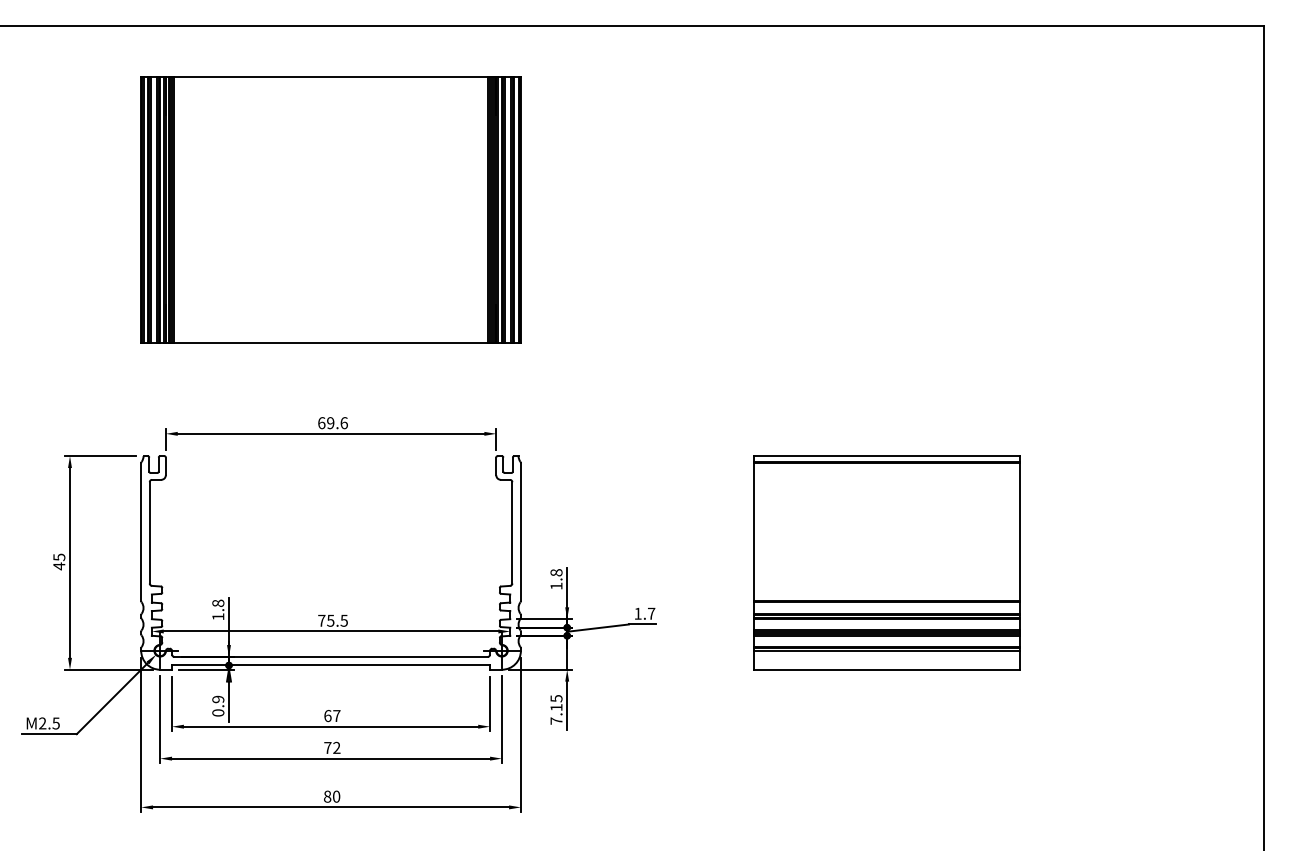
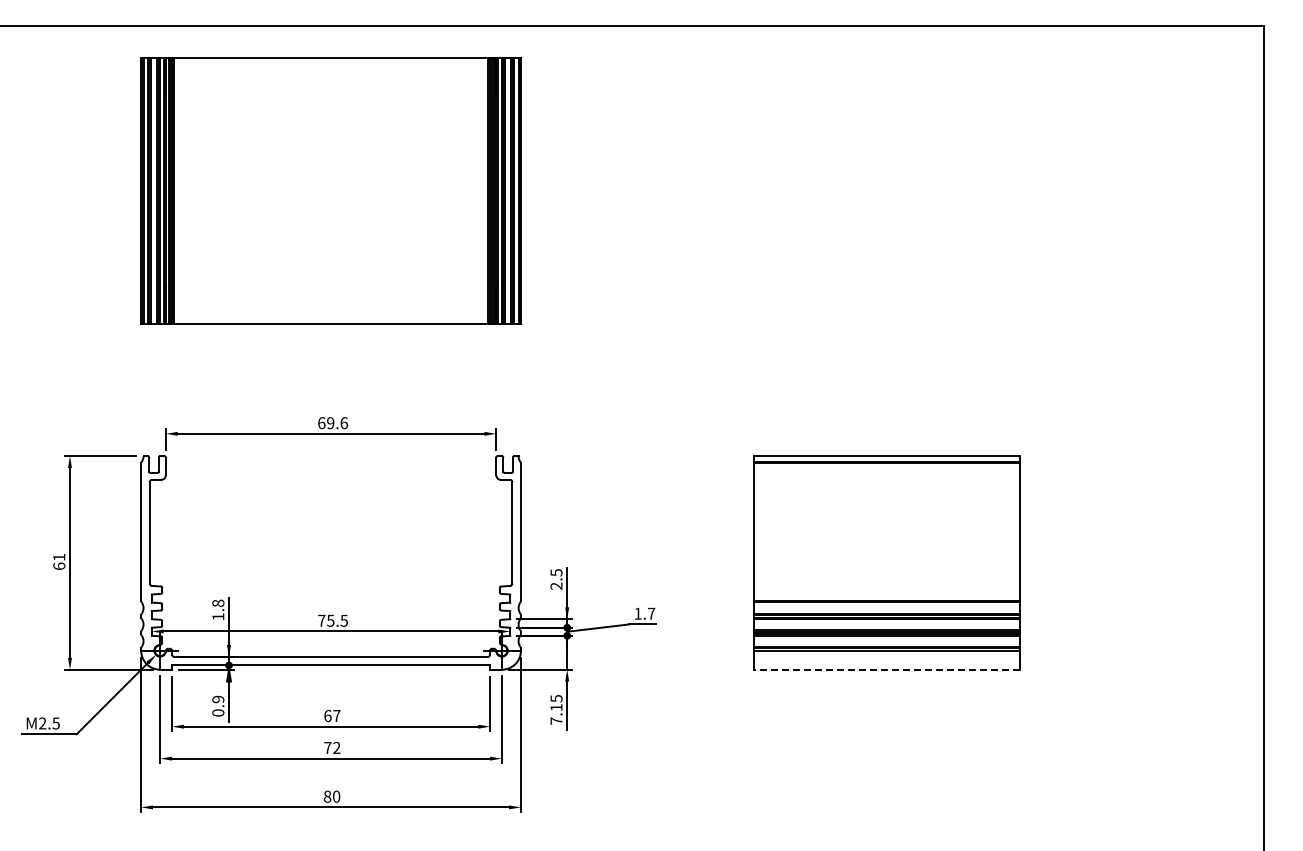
part position: (330, 209) -> (330, 190) (330, 190)
text: 45 -> 61 (59, 561)
text: 1.8 -> 2.5 (556, 579)
line: solid -> dashed (886, 669)
